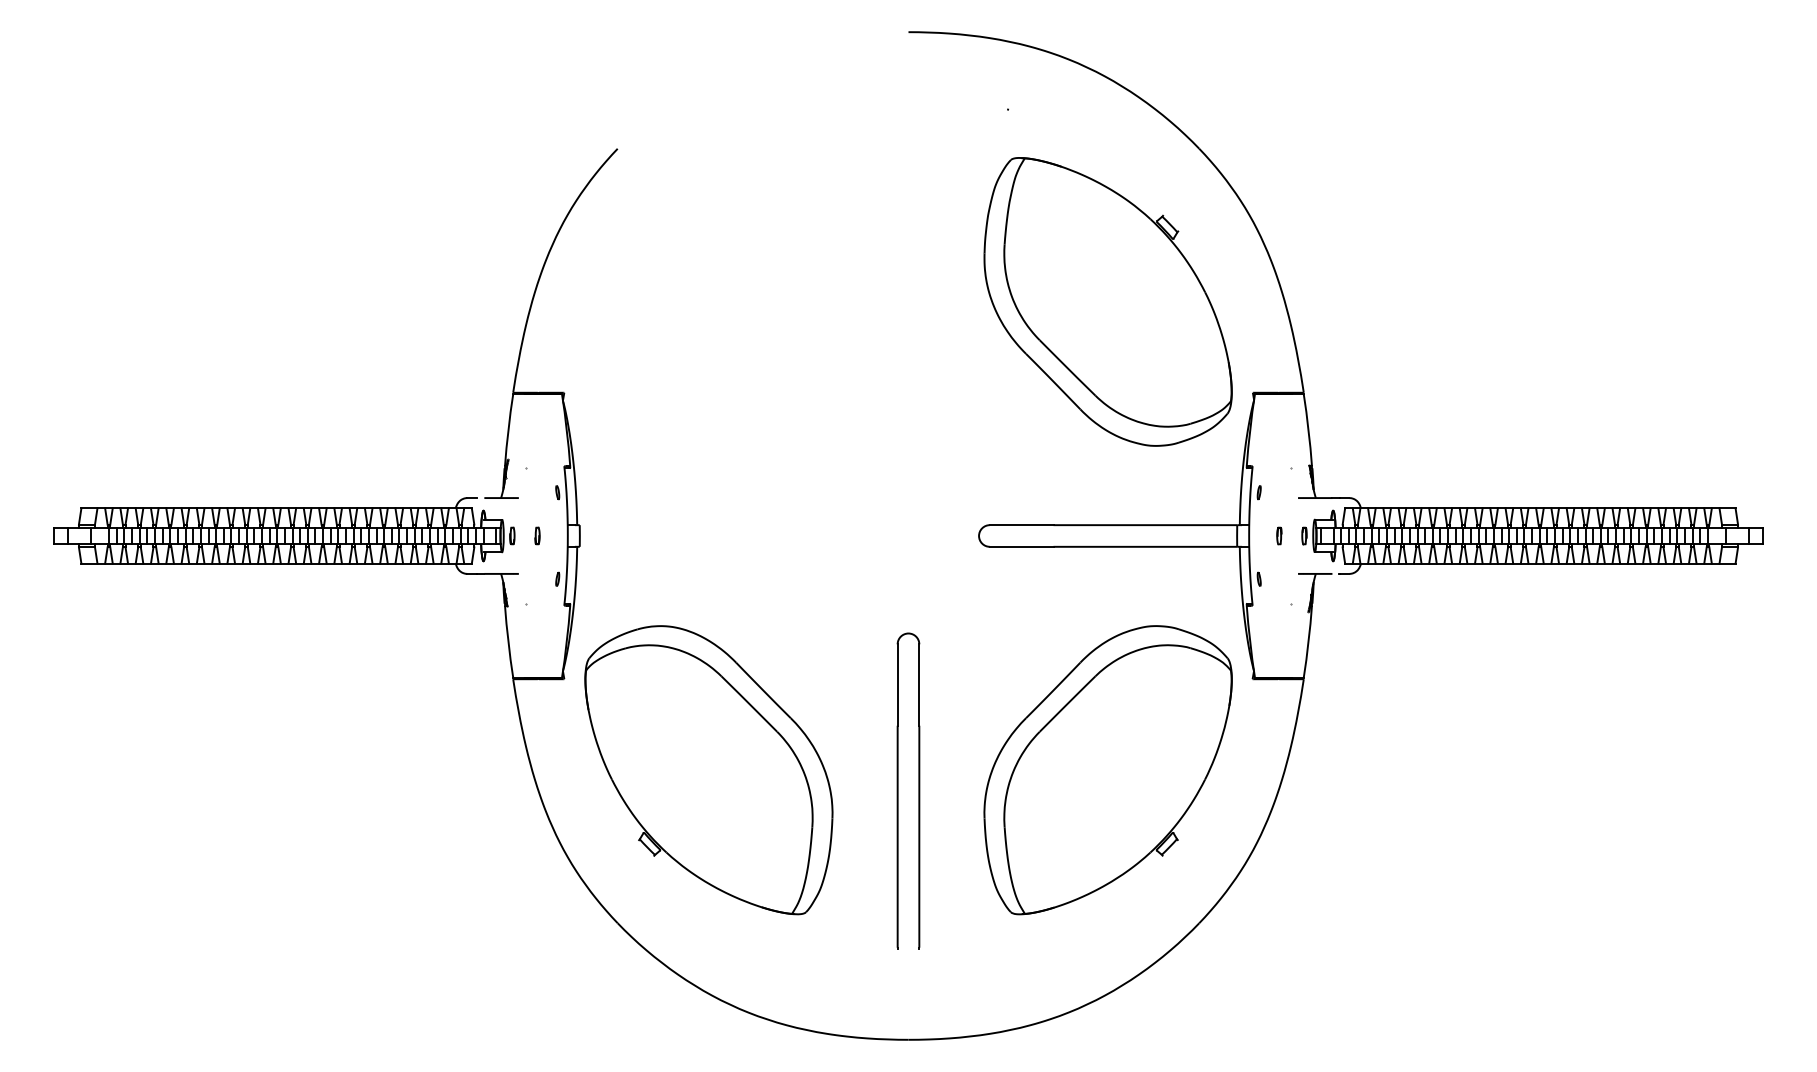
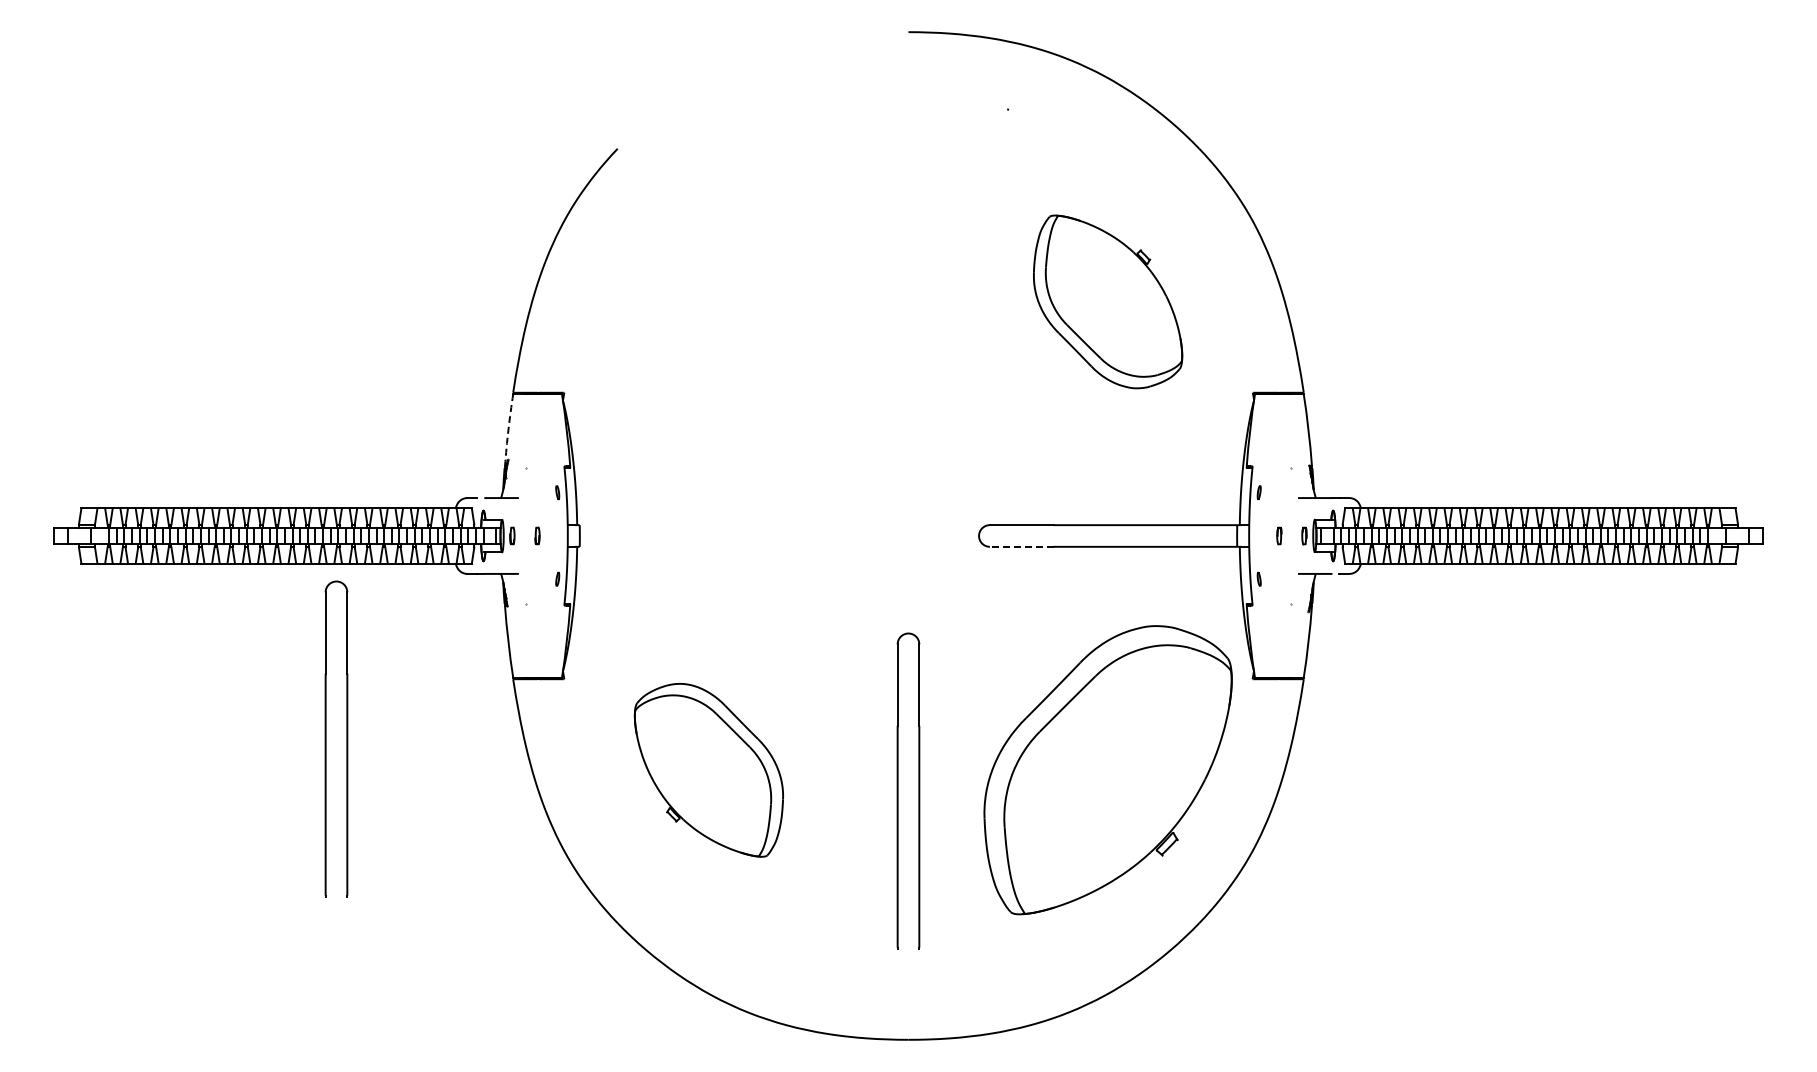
part size: 250x290 px -> 151x176 px (1108, 301)
arc: solid -> dashed (508, 430)
line: solid -> dashed (1021, 546)
part: none -> present (326, 738)
part size: 250x291 px -> 151x175 px (708, 770)
